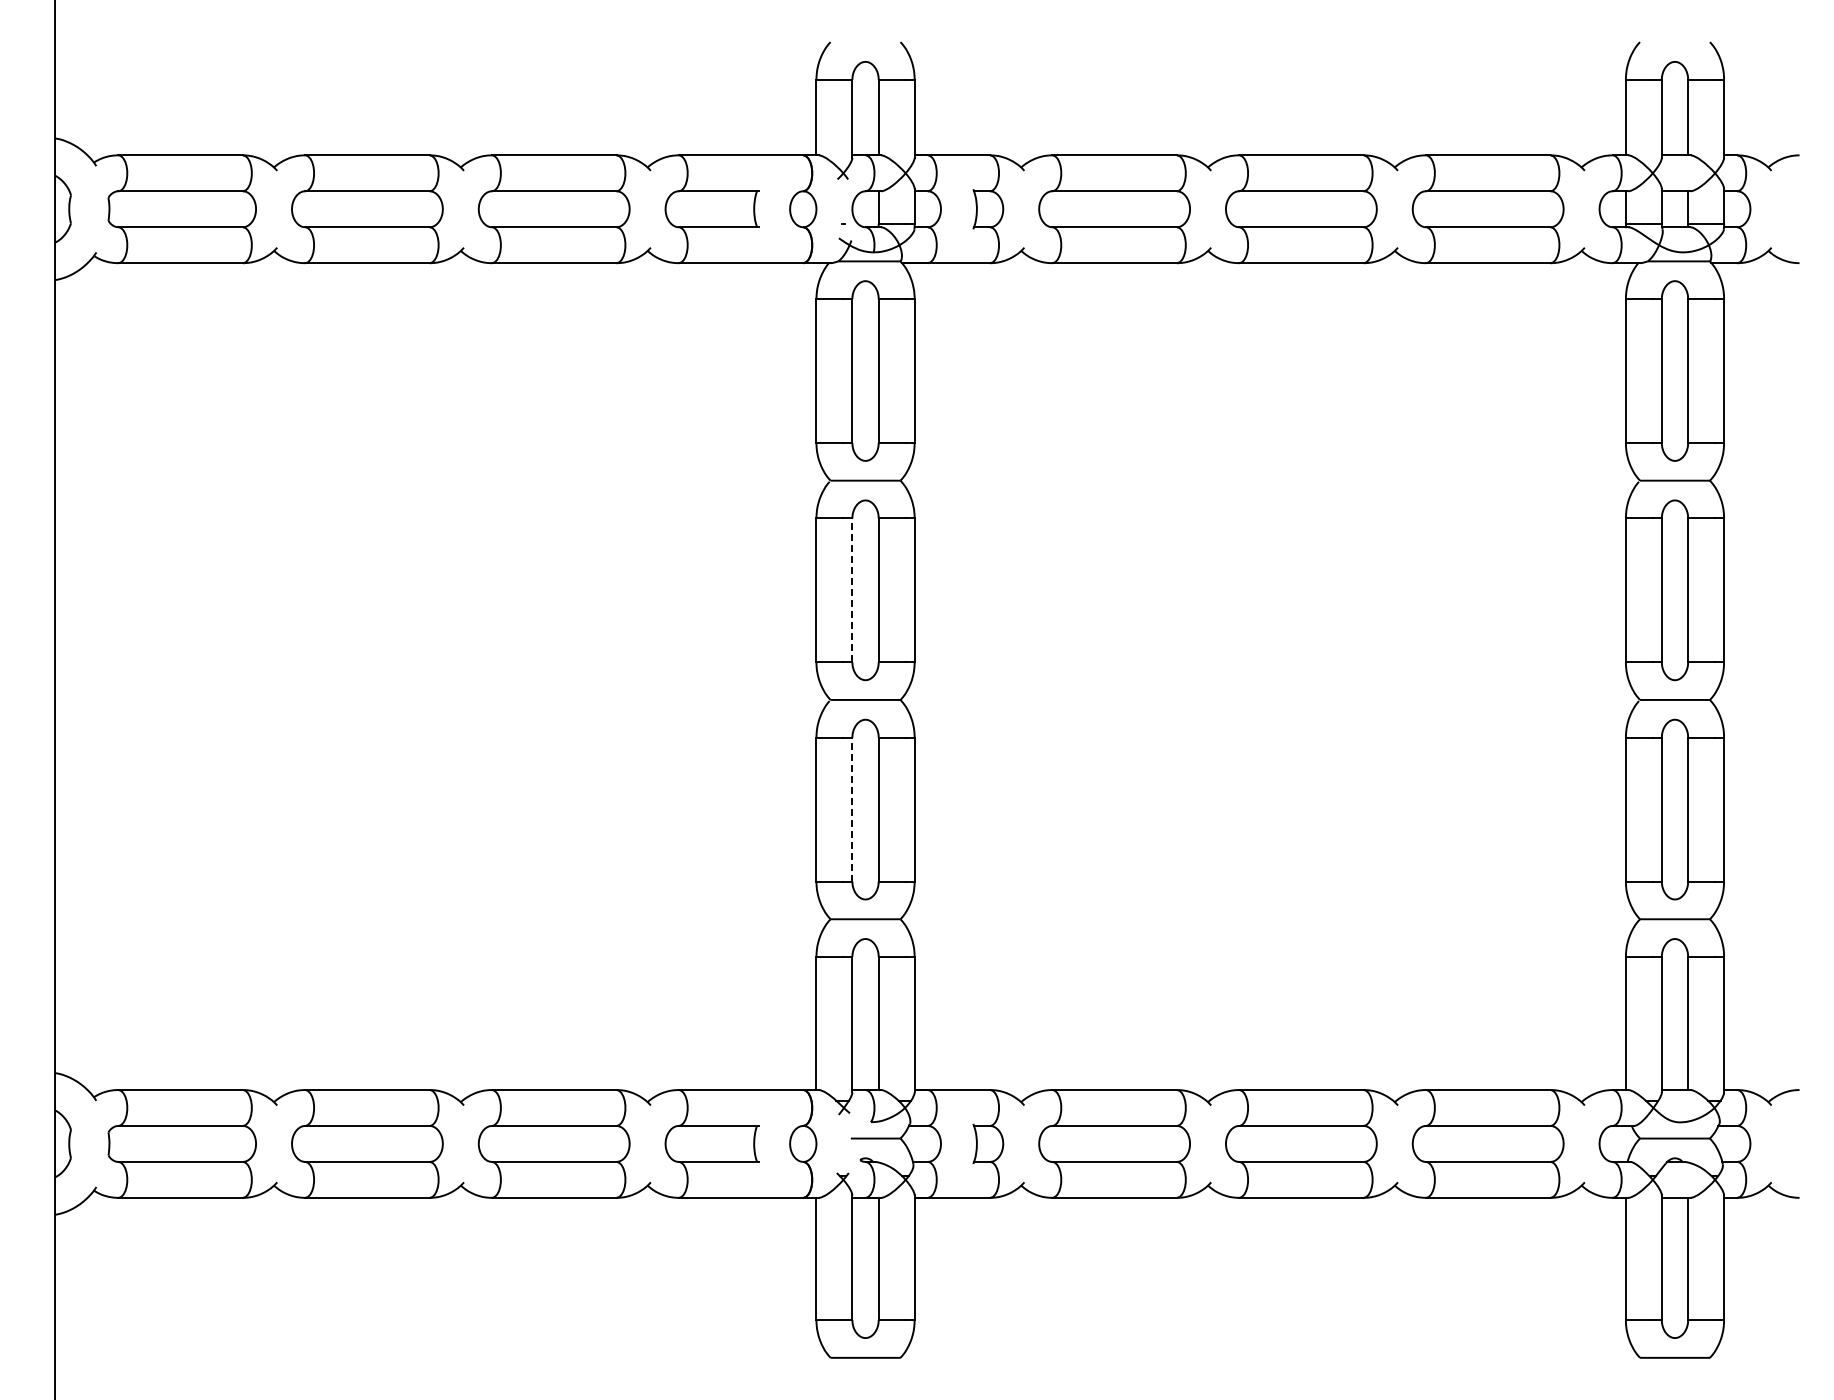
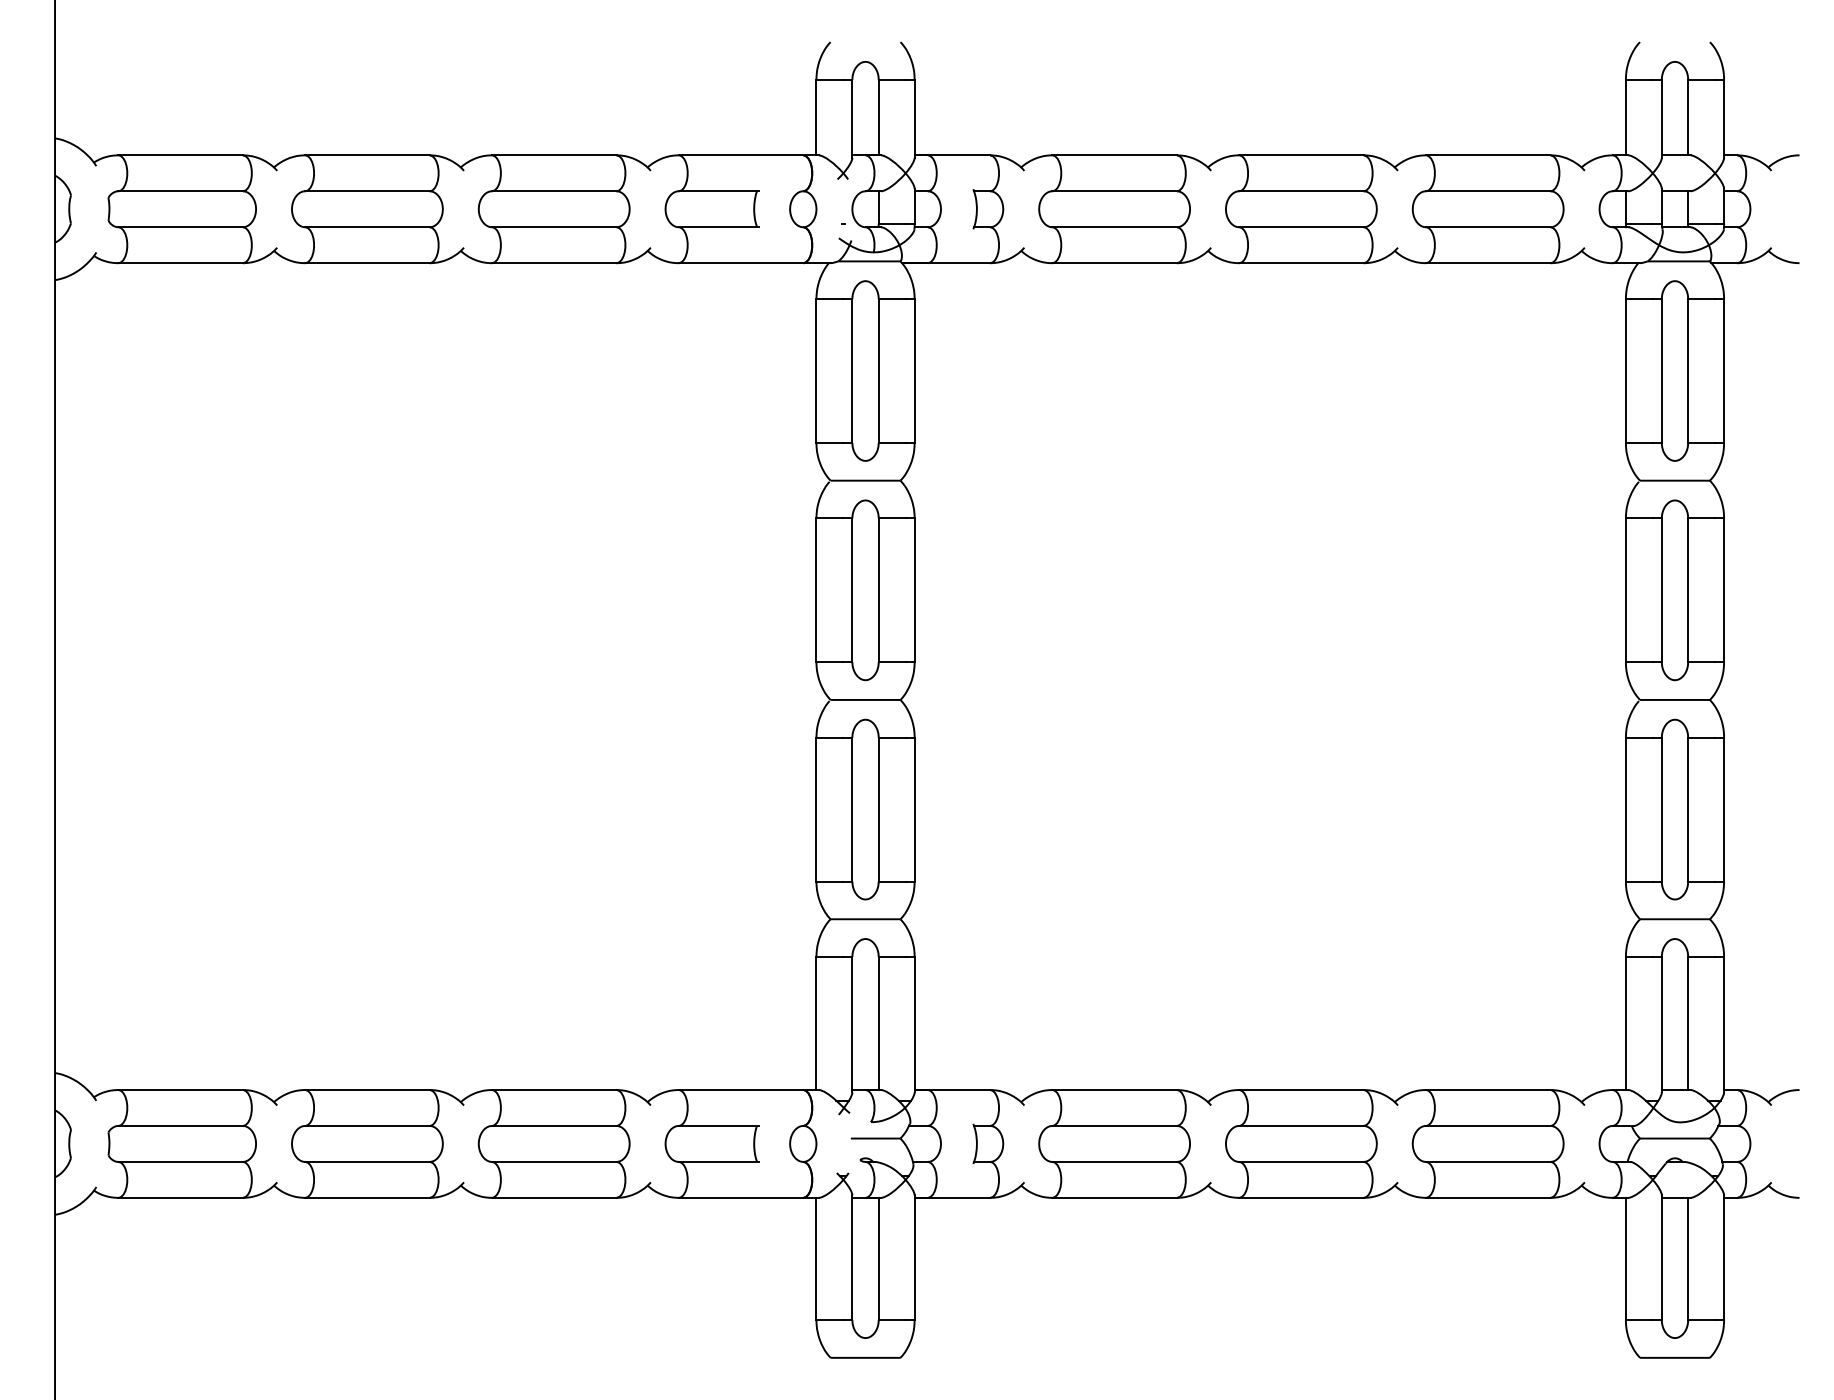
line: dashed -> solid (852, 590)
line: dashed -> solid (852, 809)
